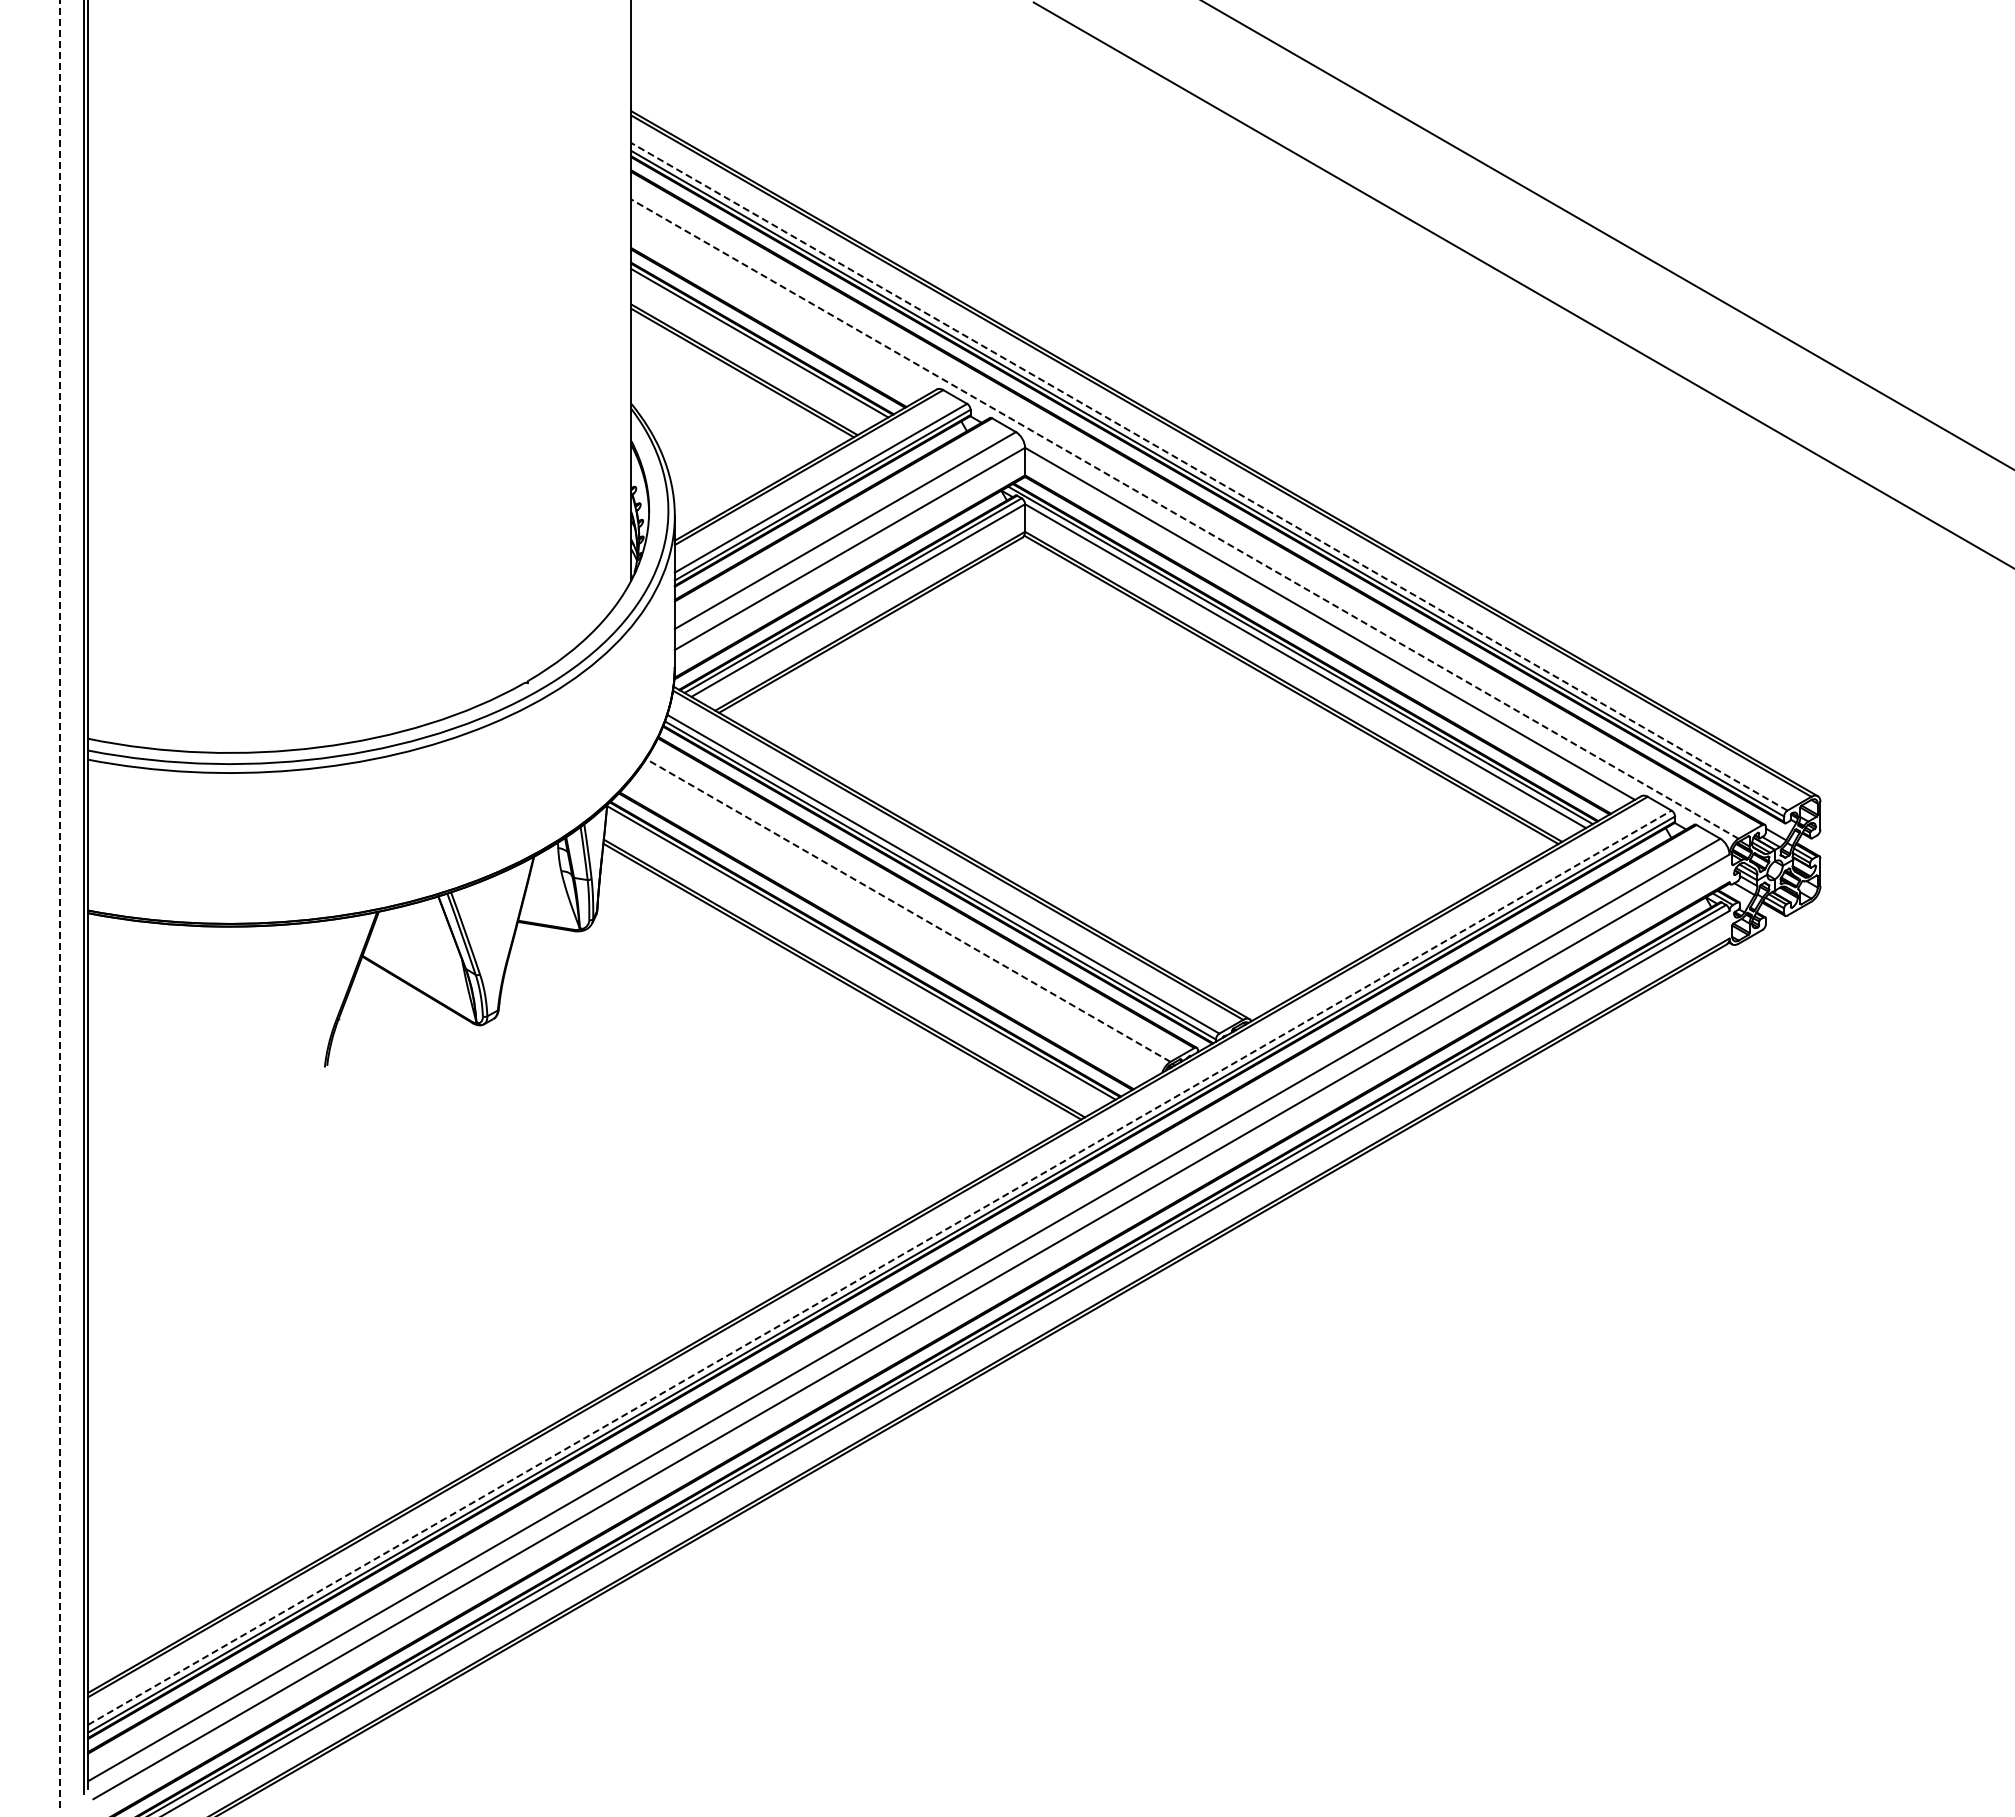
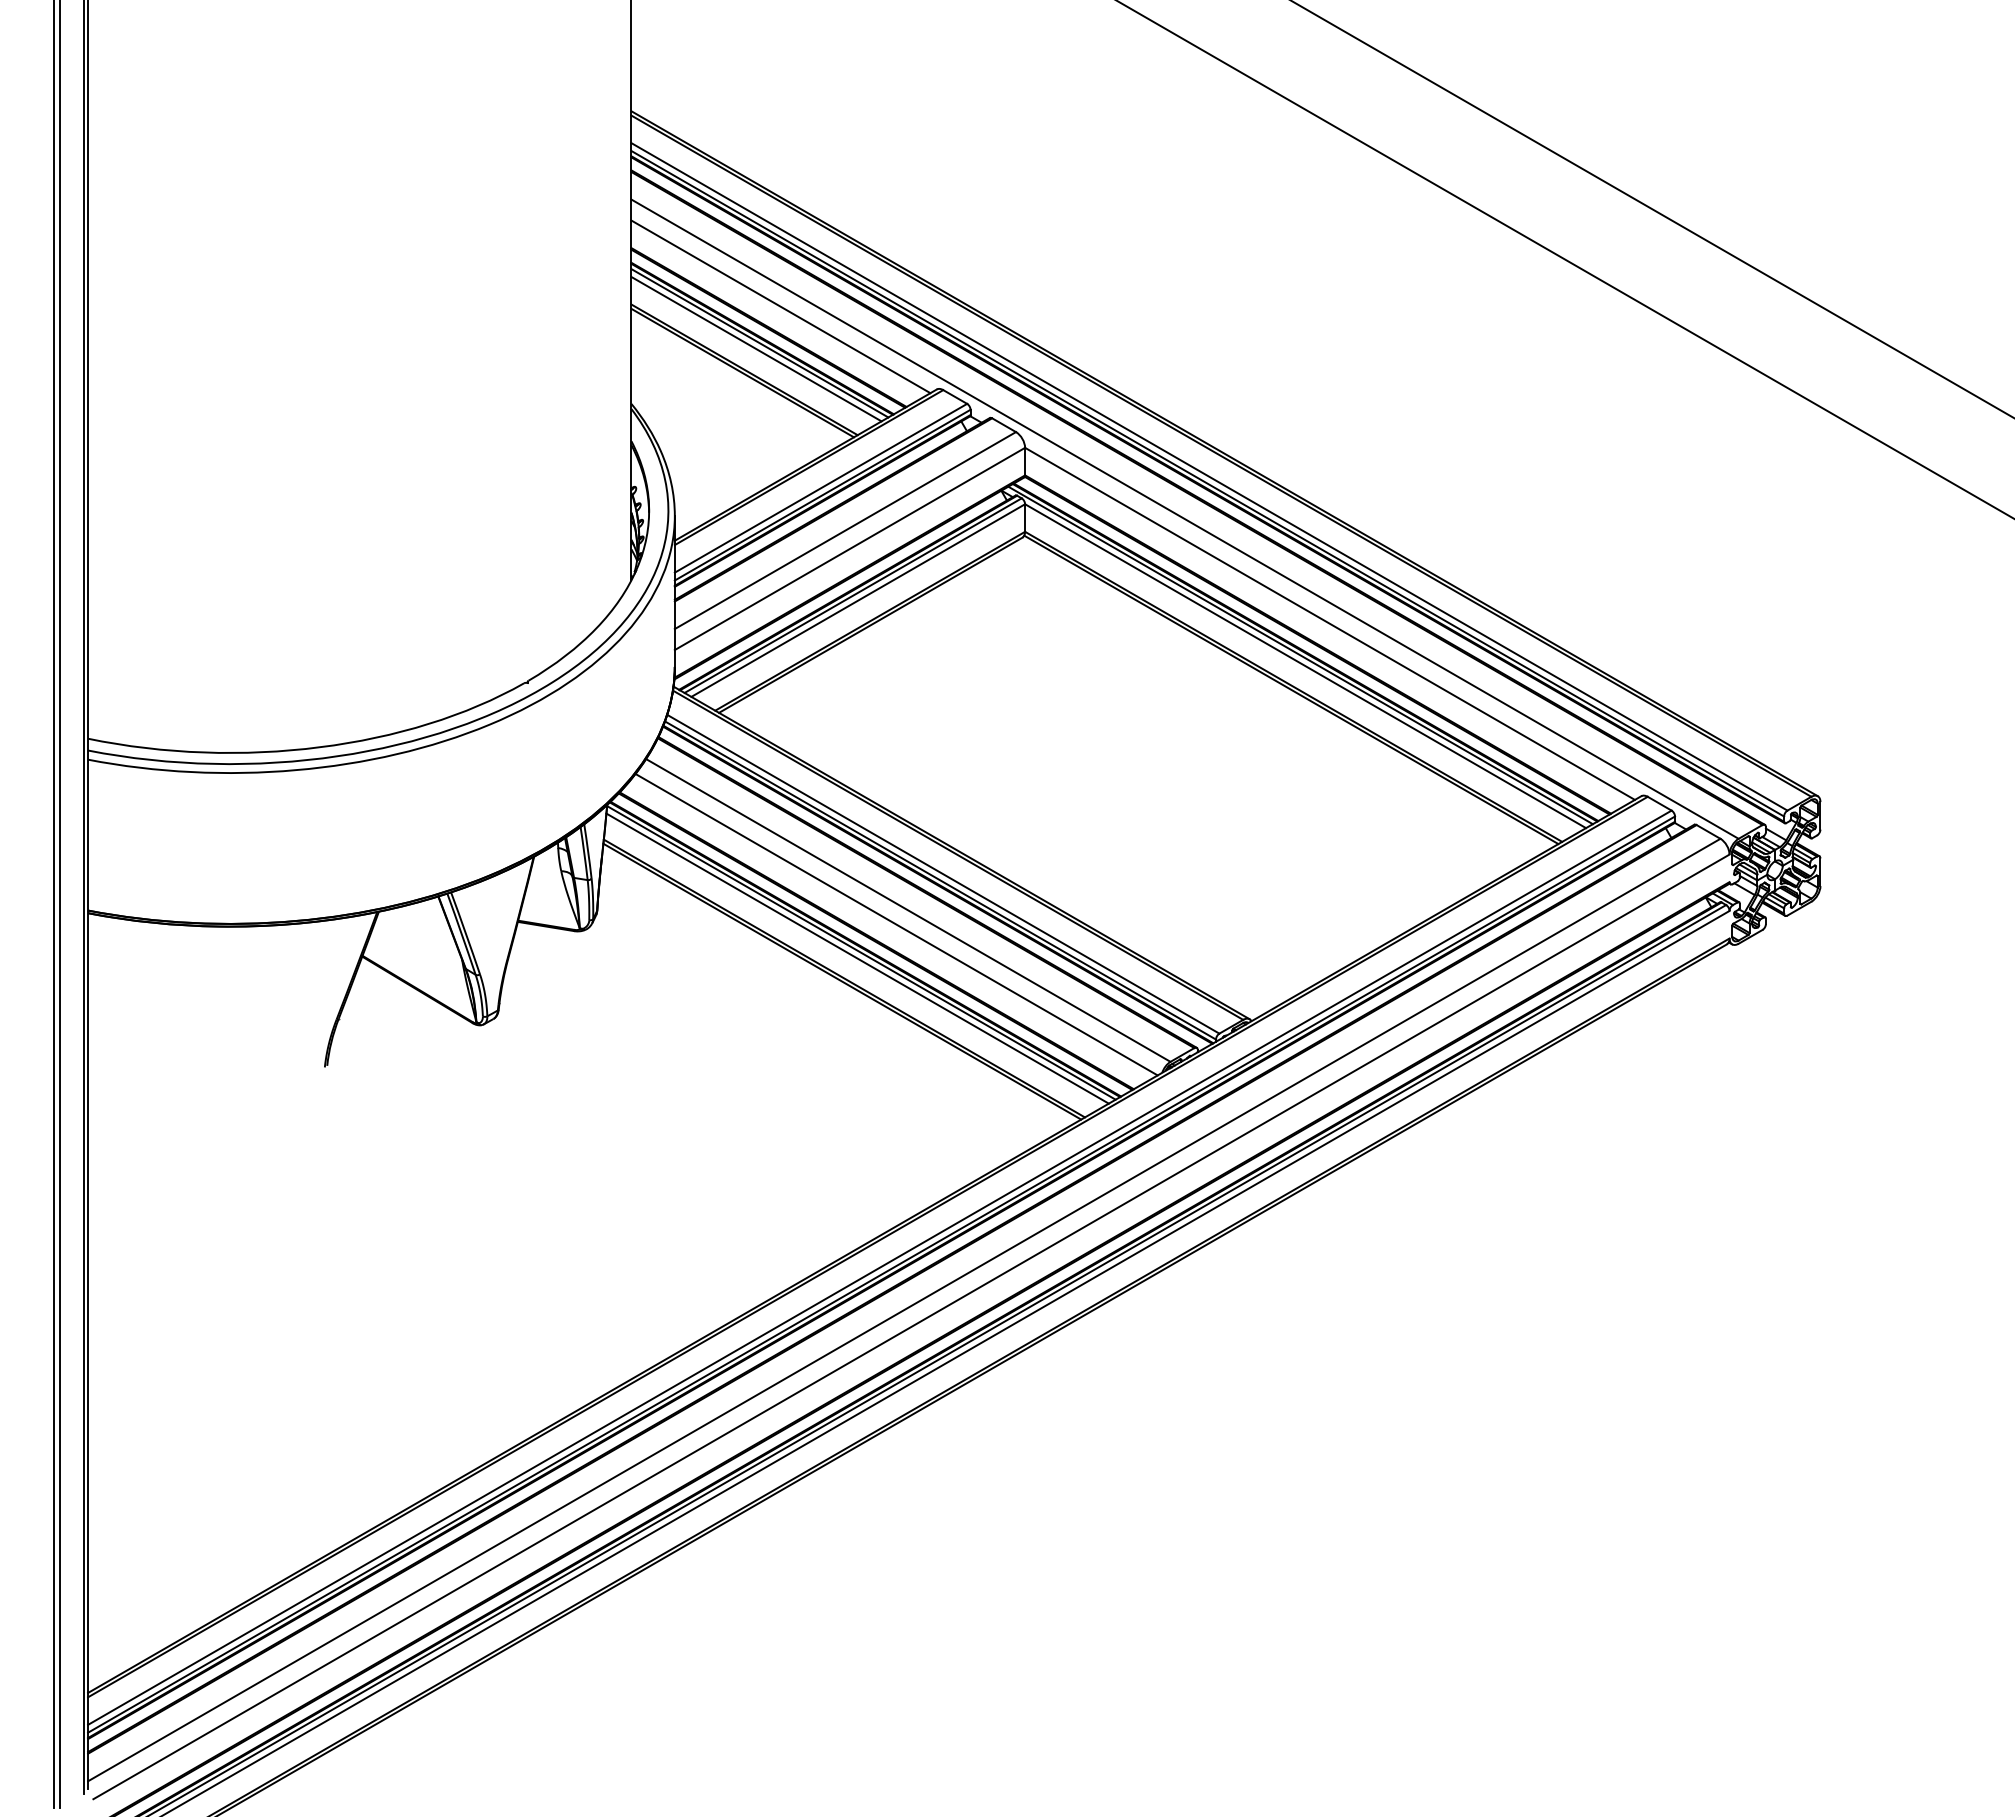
line position: (1607, 235) -> (1652, 209) (1652, 209)
line position: (1522, 284) -> (1565, 259) (1565, 259)
line: none -> present (780, 306)
line: none -> present (756, 349)
line: dashed -> solid (1209, 476)
line: dashed -> solid (1184, 518)
line: dashed -> solid (60, 903)
line: none -> present (53, 904)
line: dashed -> solid (908, 910)
line: none -> present (896, 924)
line: none -> present (857, 958)
line: dashed -> solid (880, 1267)
